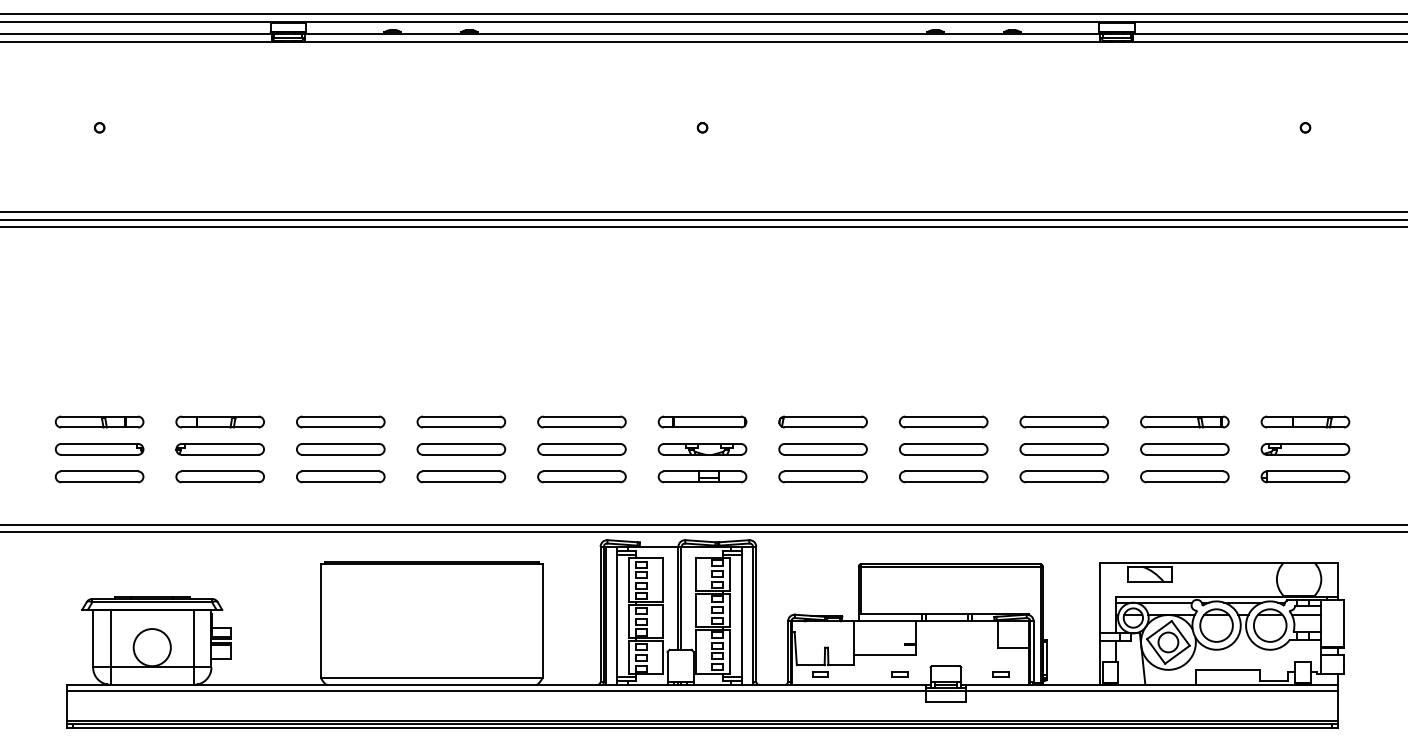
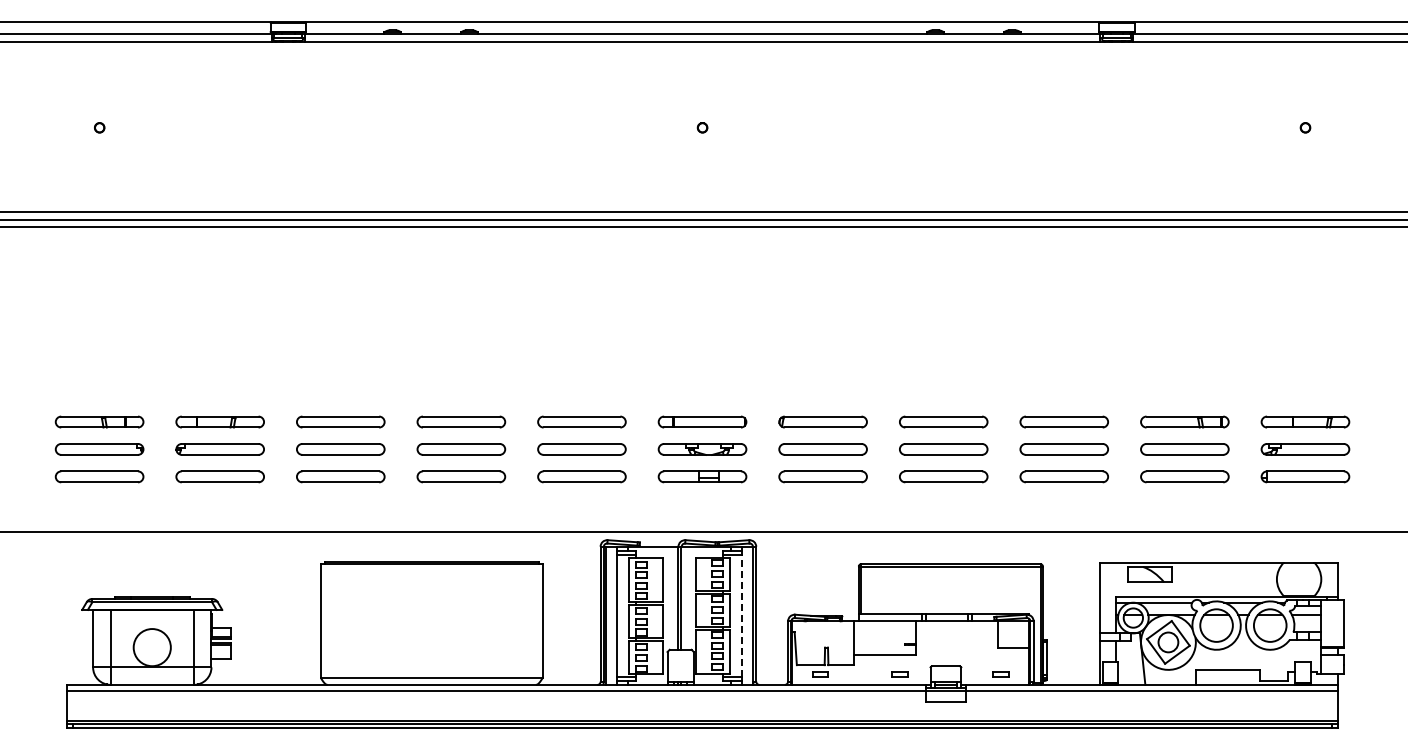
line: present -> none (703, 13)
line: present -> none (703, 525)
line: solid -> dashed (742, 615)
